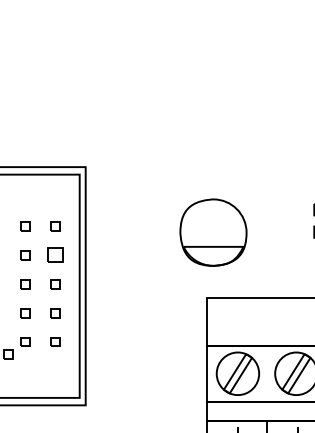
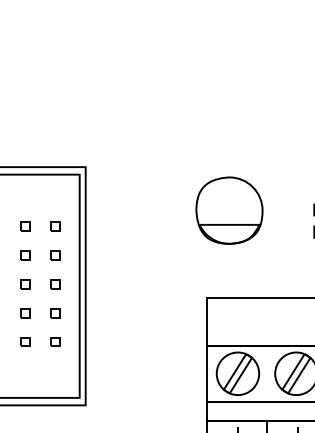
part position: (213, 232) -> (229, 210) (229, 210)
part size: 17x16 px -> 11x11 px (55, 255)
part: present -> none (8, 354)
